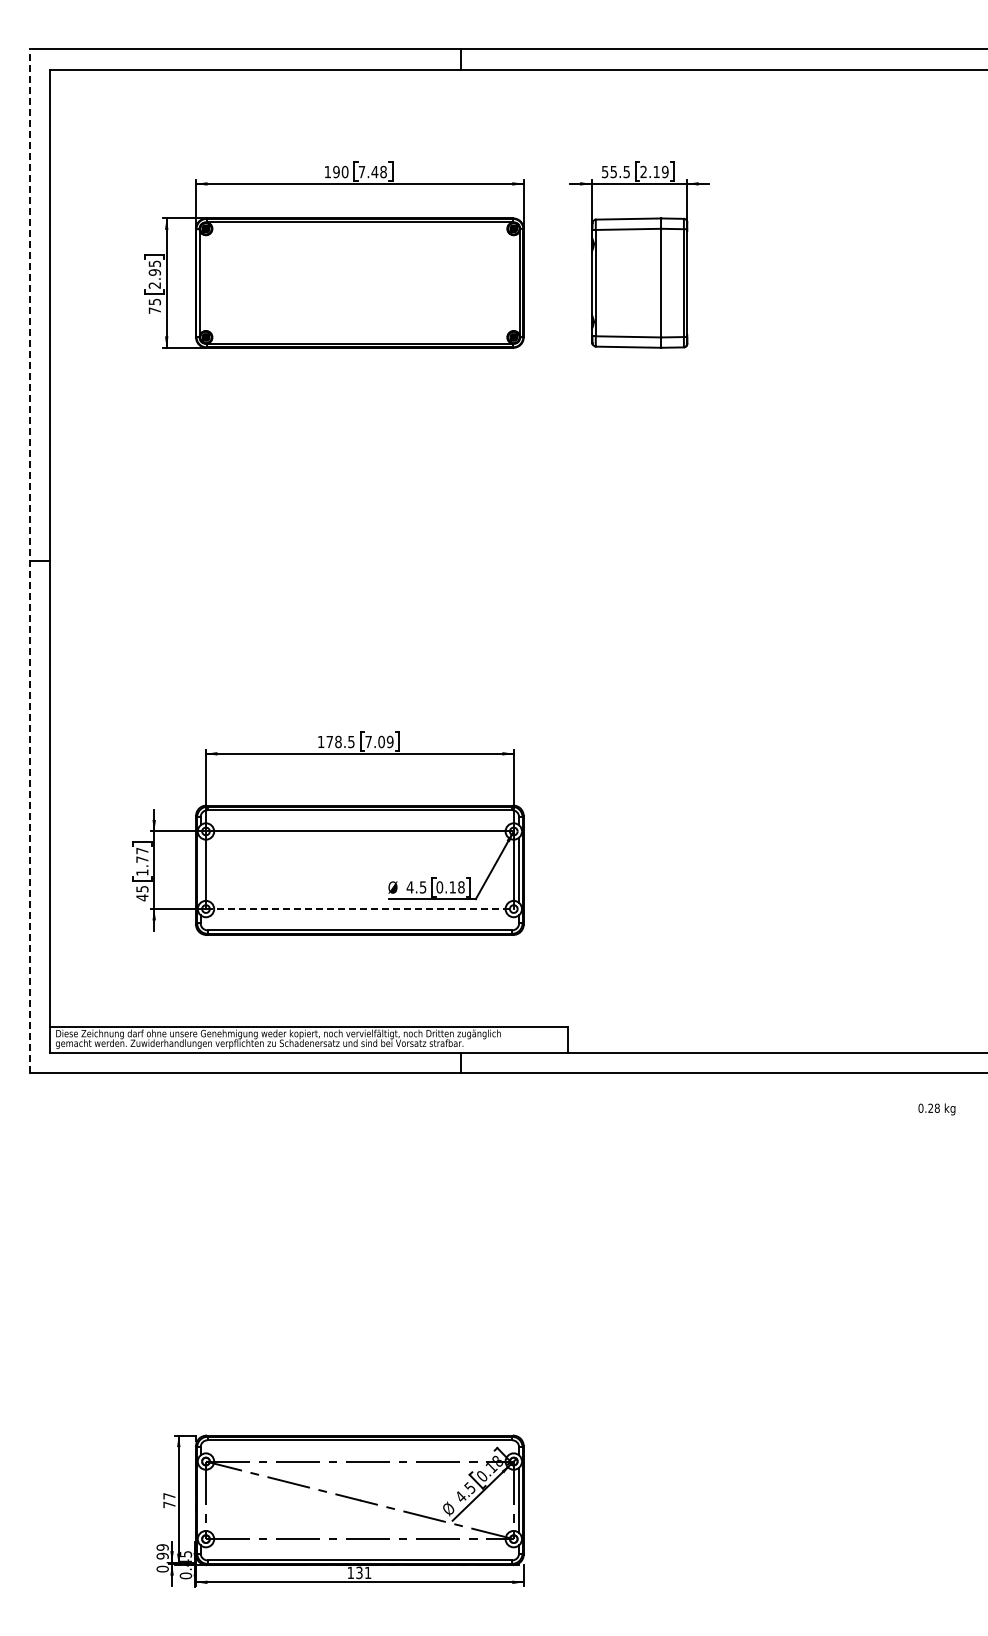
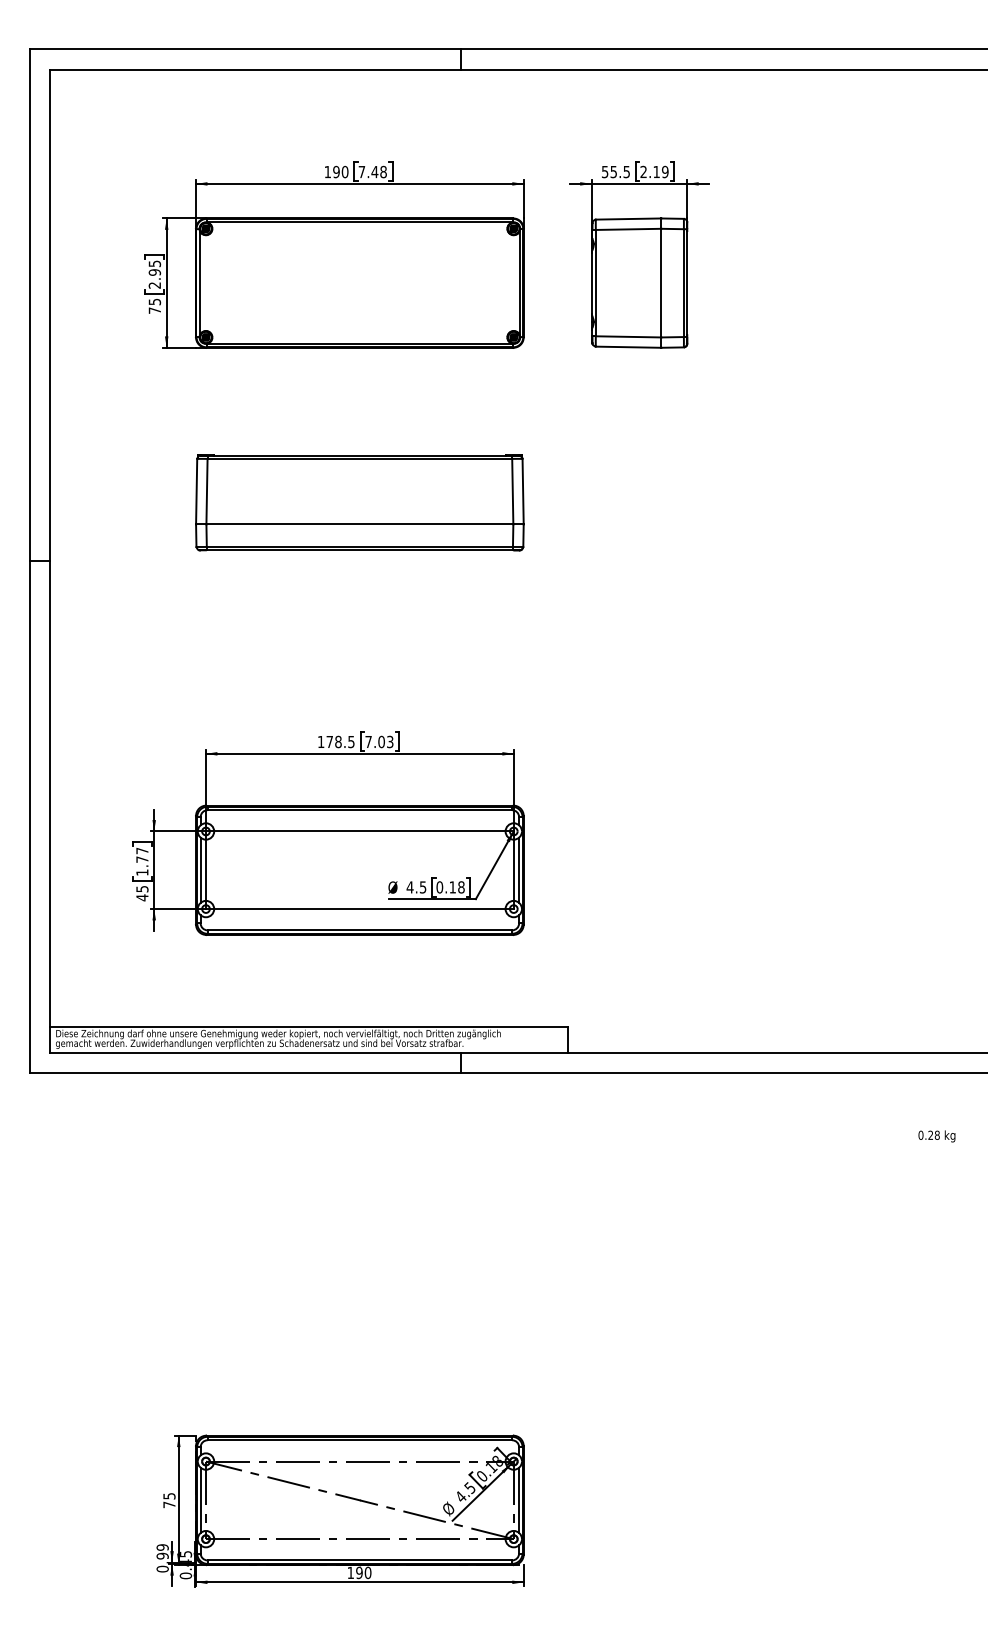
part: none -> present (359, 502)
line: dashed -> solid (29, 560)
text: 7.09 -> 7.03 (389, 741)
line: none -> present (200, 869)
line: dashed -> solid (359, 909)
text position: (936, 1109) -> (936, 1136) (936, 1136)
text: 77 -> 75 (169, 1496)
line: none -> present (200, 1499)
text: 131 -> 190 (363, 1572)
